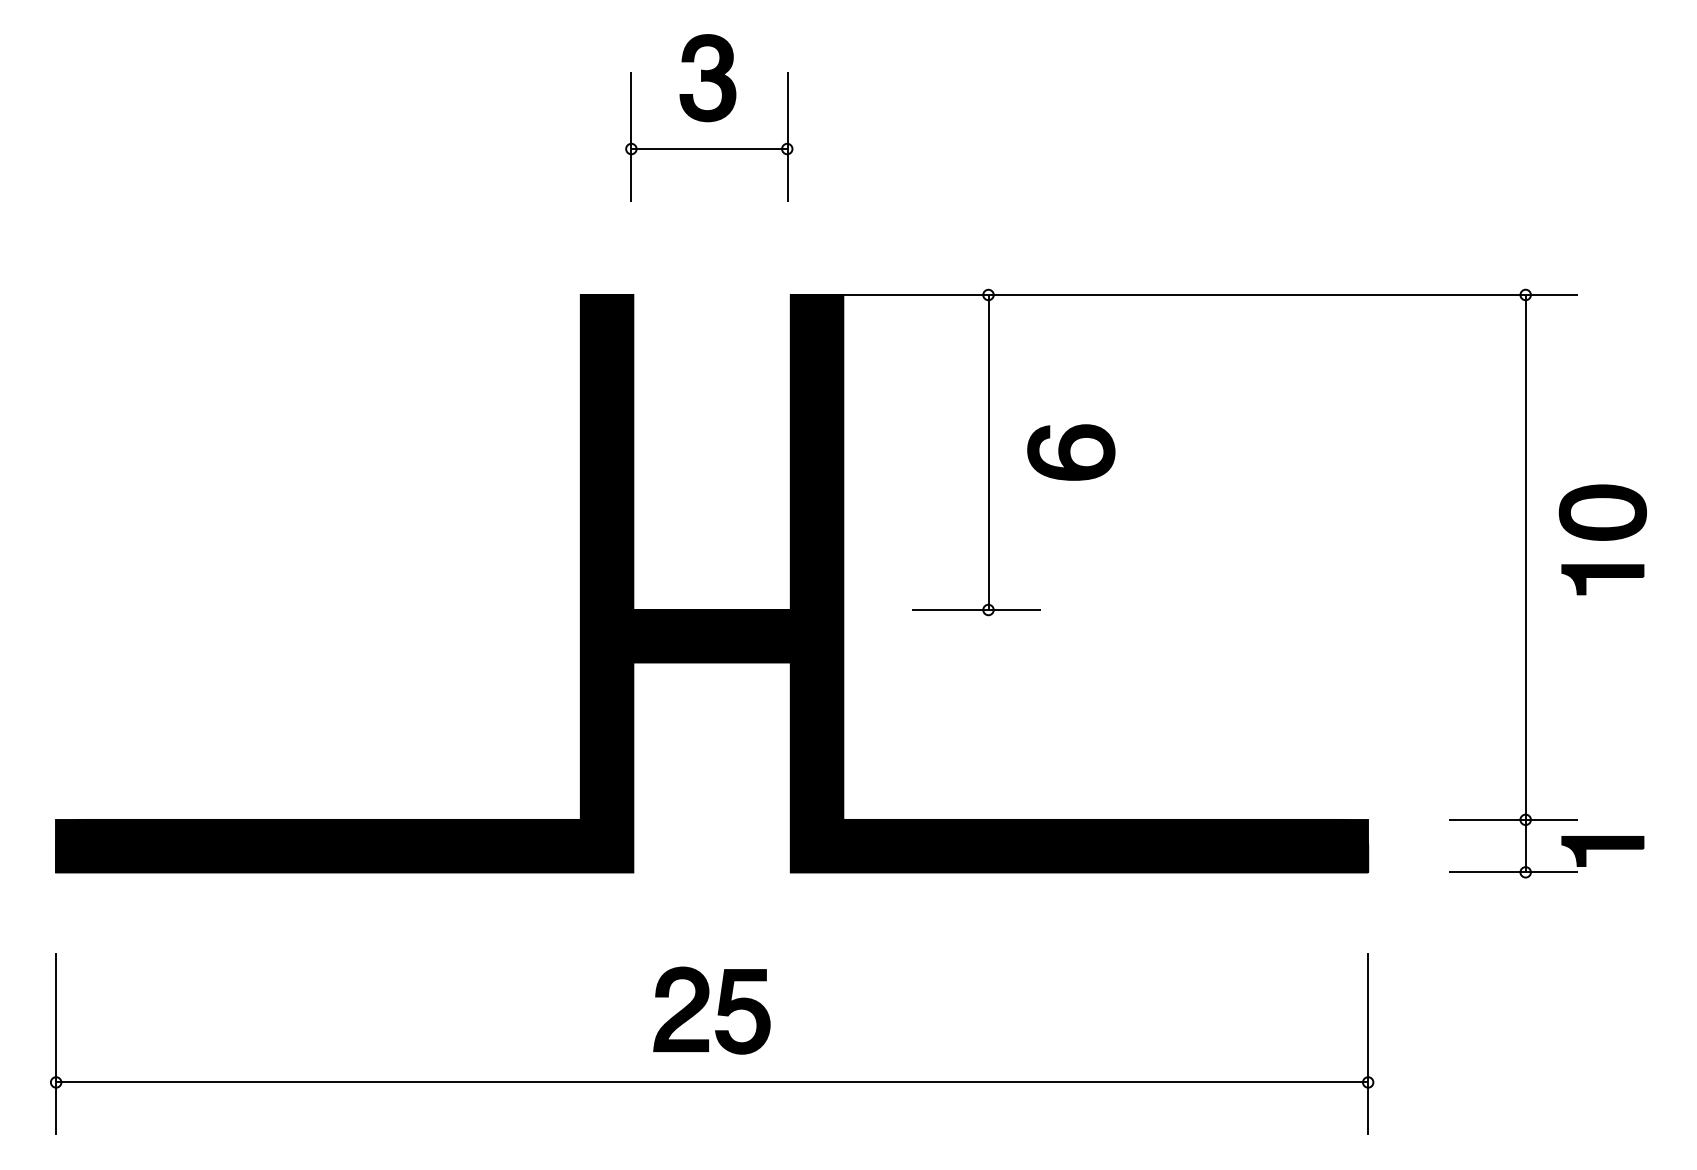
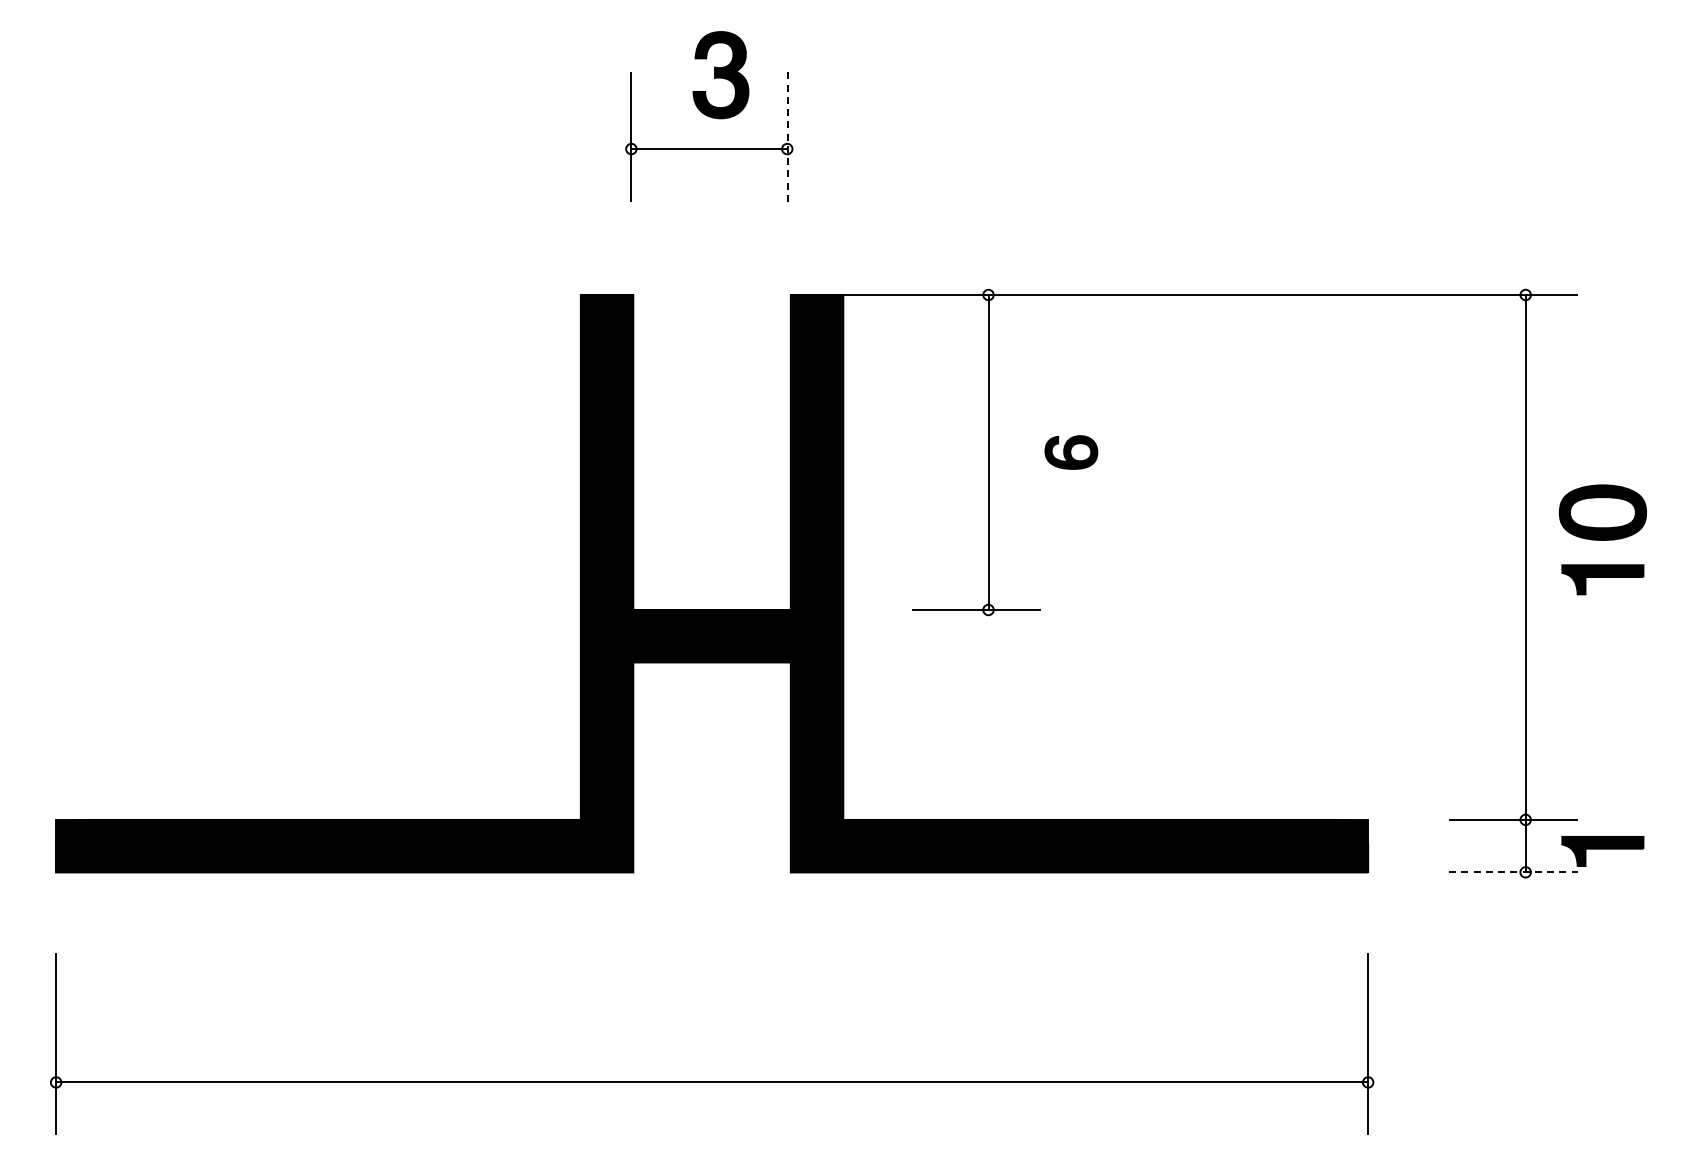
part position: (707, 78) -> (720, 75) (720, 75)
line: solid -> dashed (788, 136)
part size: 89x57 px -> 55x35 px (1071, 452)
line: solid -> dashed (1513, 872)
part: present -> none (717, 1013)
